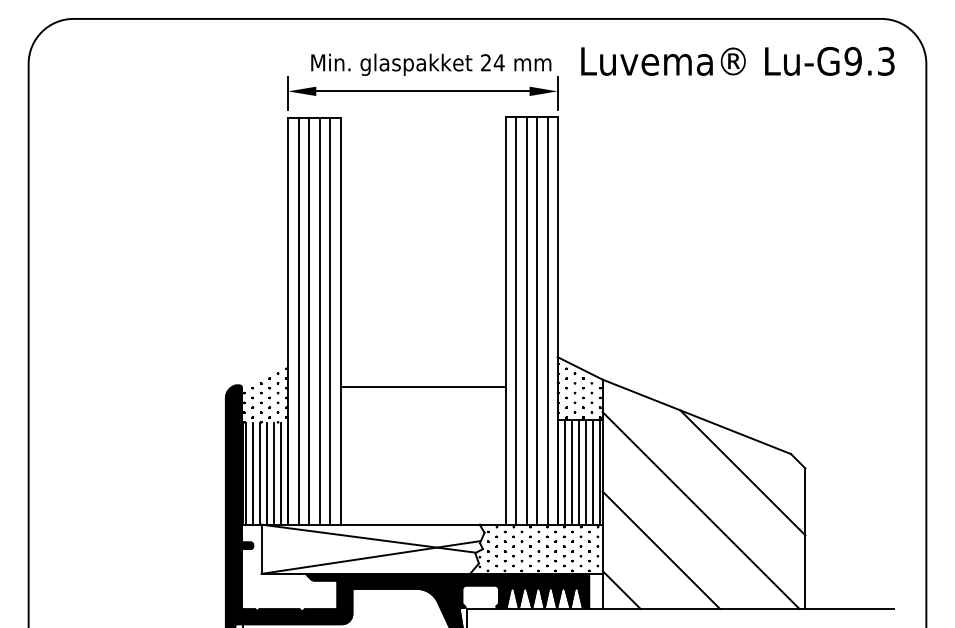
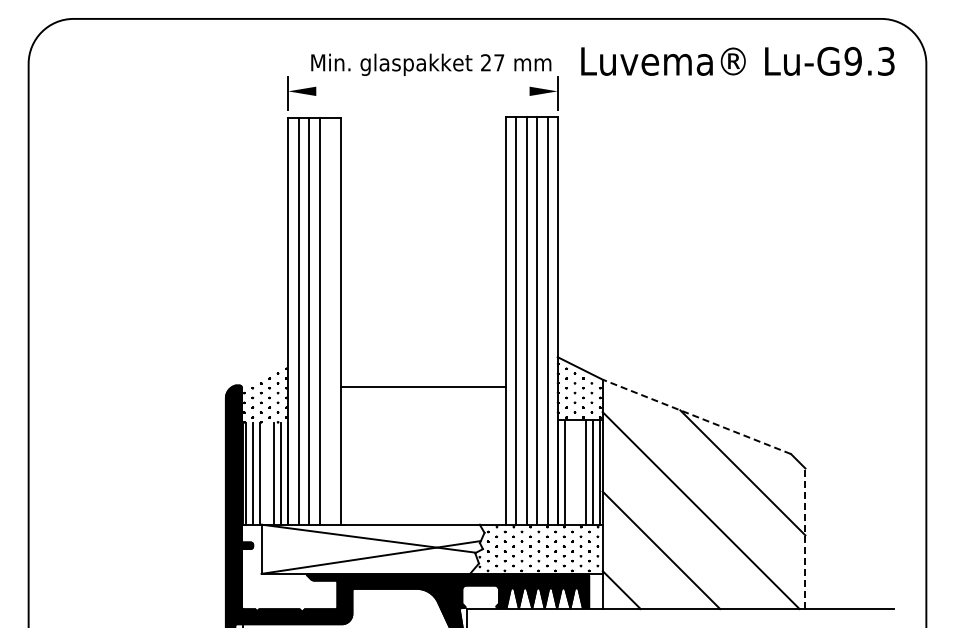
text: 24 -> 27 (498, 62)
line: present -> none (422, 91)
line: present -> none (330, 320)
line: solid -> dashed (696, 416)
line: present -> none (571, 472)
line: present -> none (578, 472)
line: present -> none (266, 473)
line: solid -> dashed (805, 538)
